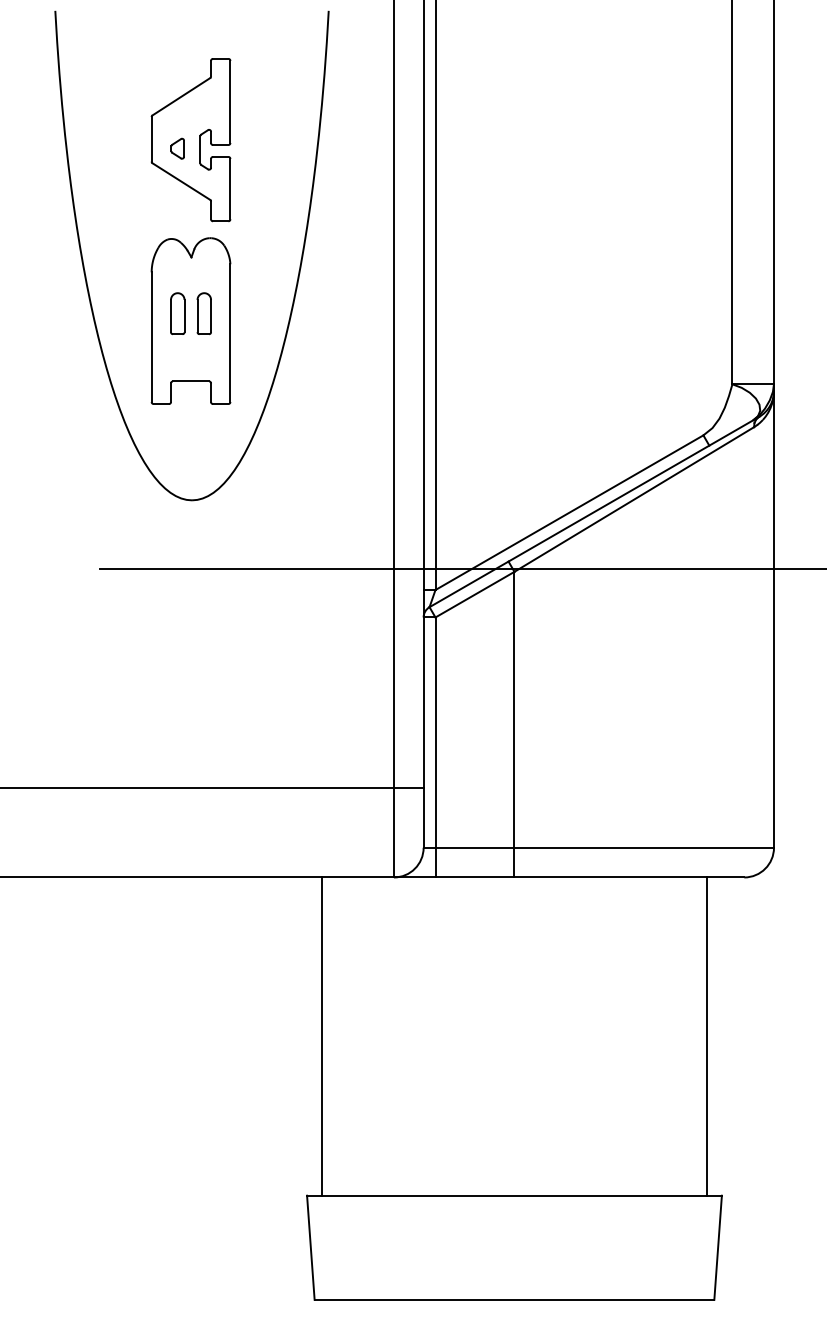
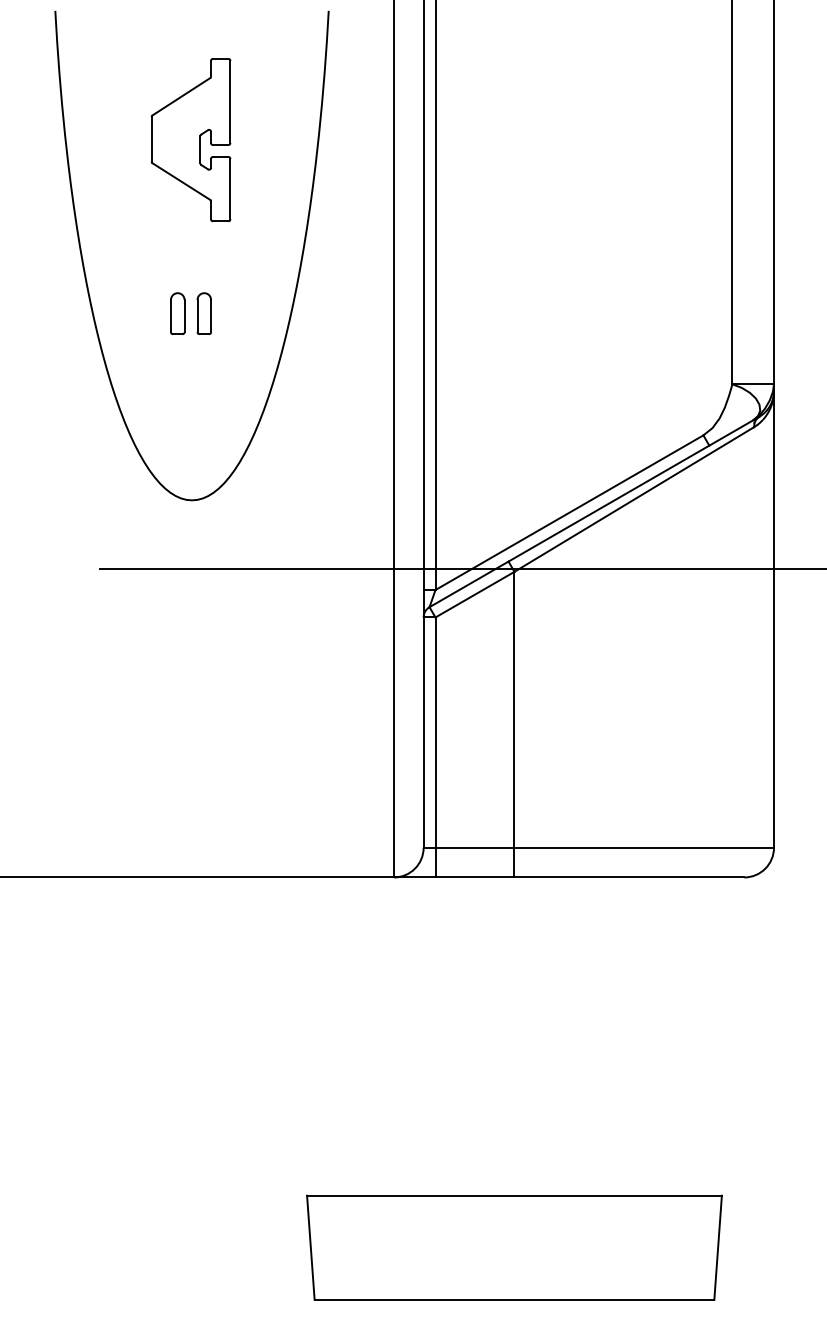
part: present -> none (177, 148)
part: present -> none (190, 320)
line: present -> none (212, 788)
line: present -> none (322, 1036)
line: present -> none (706, 1036)
